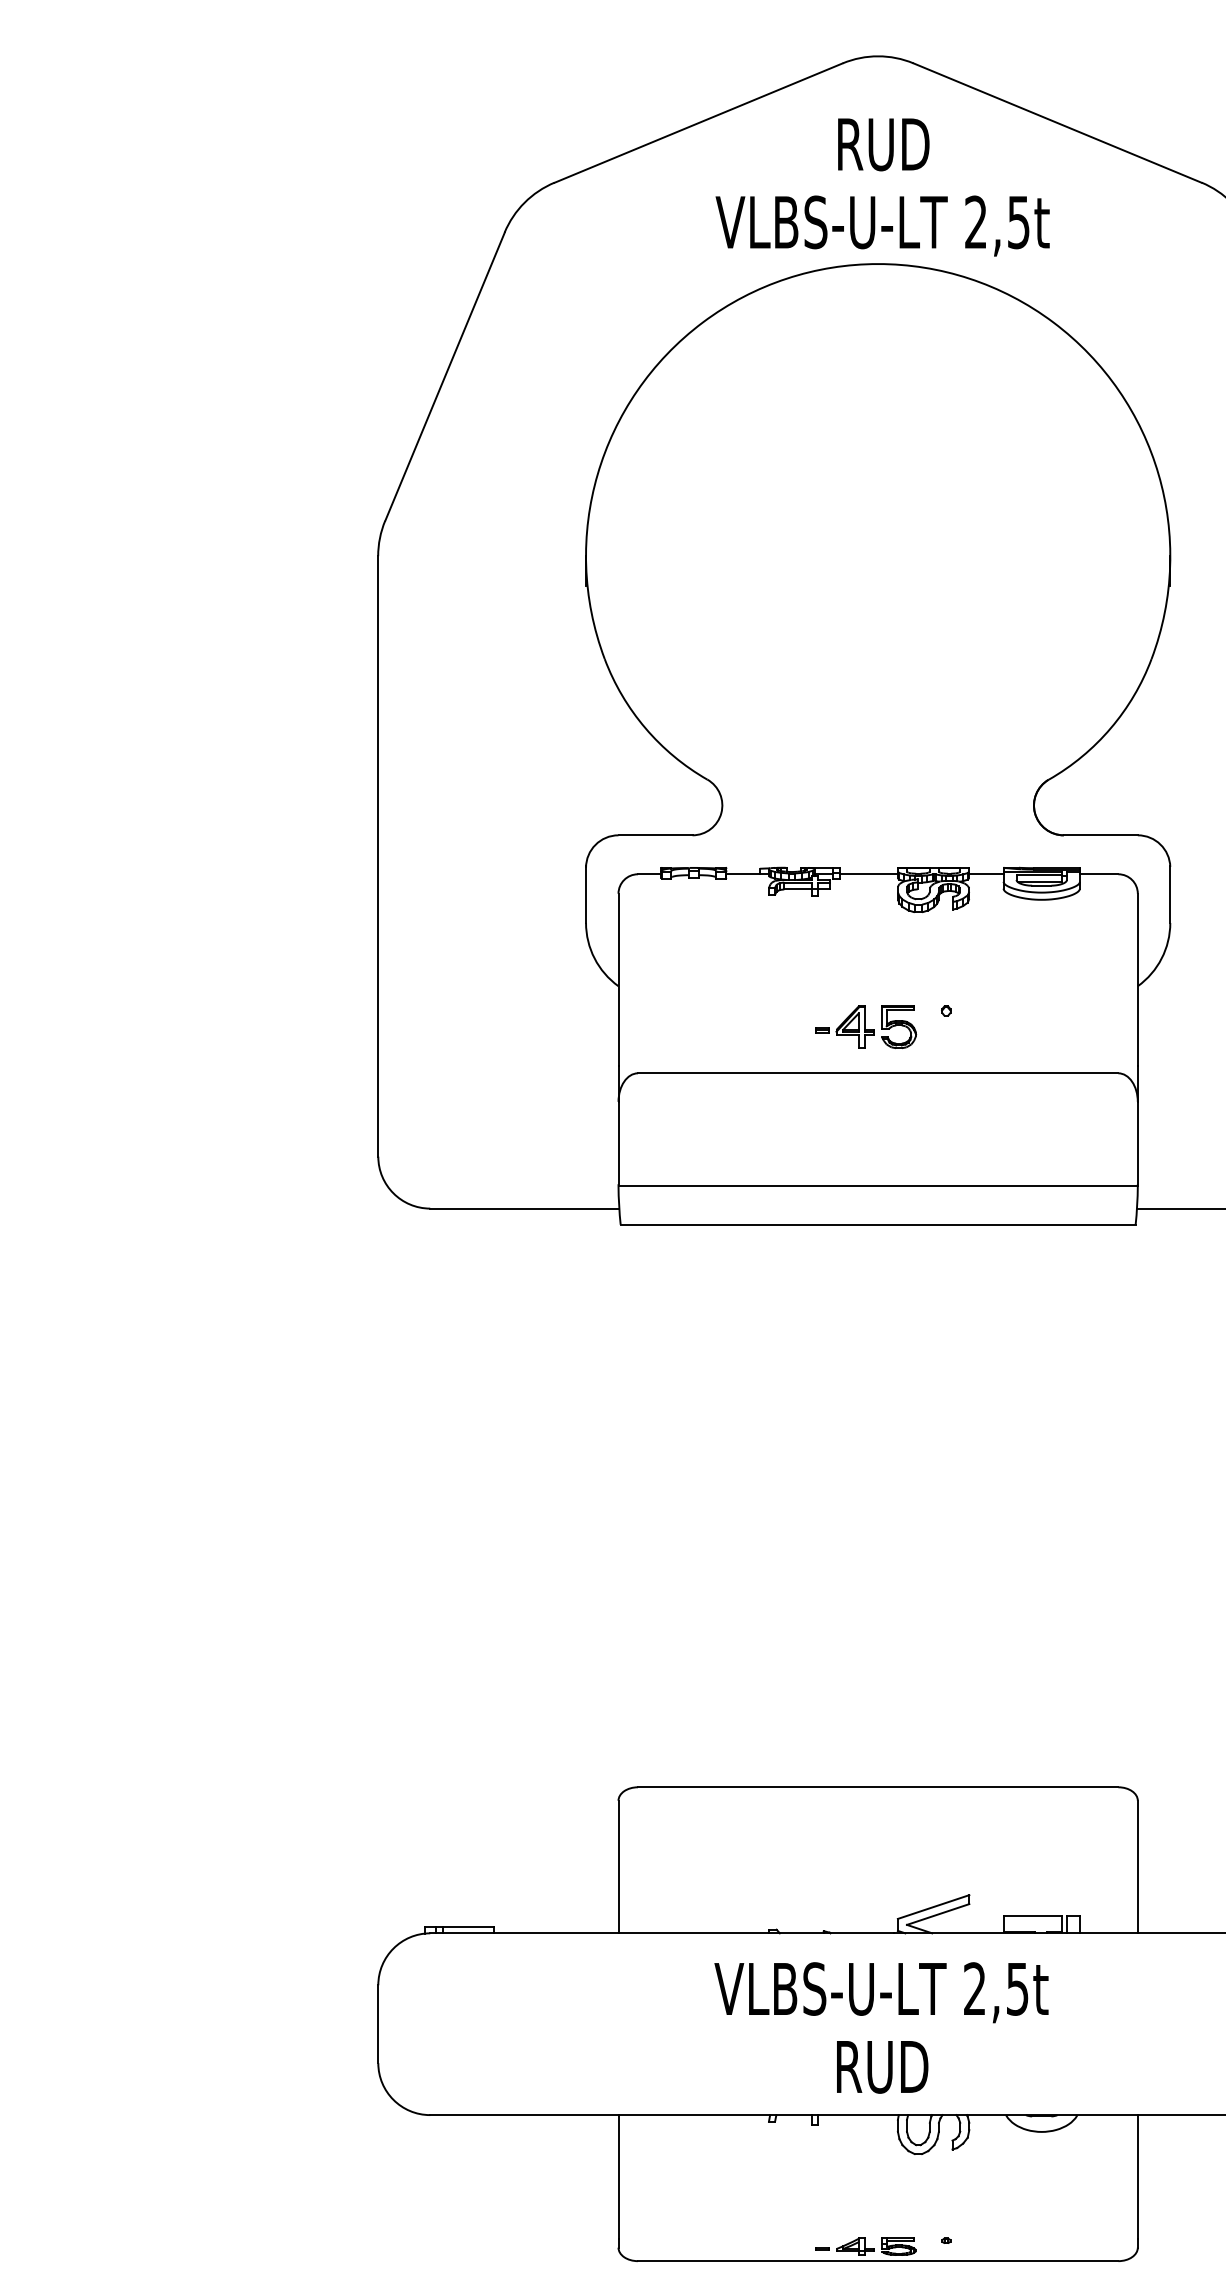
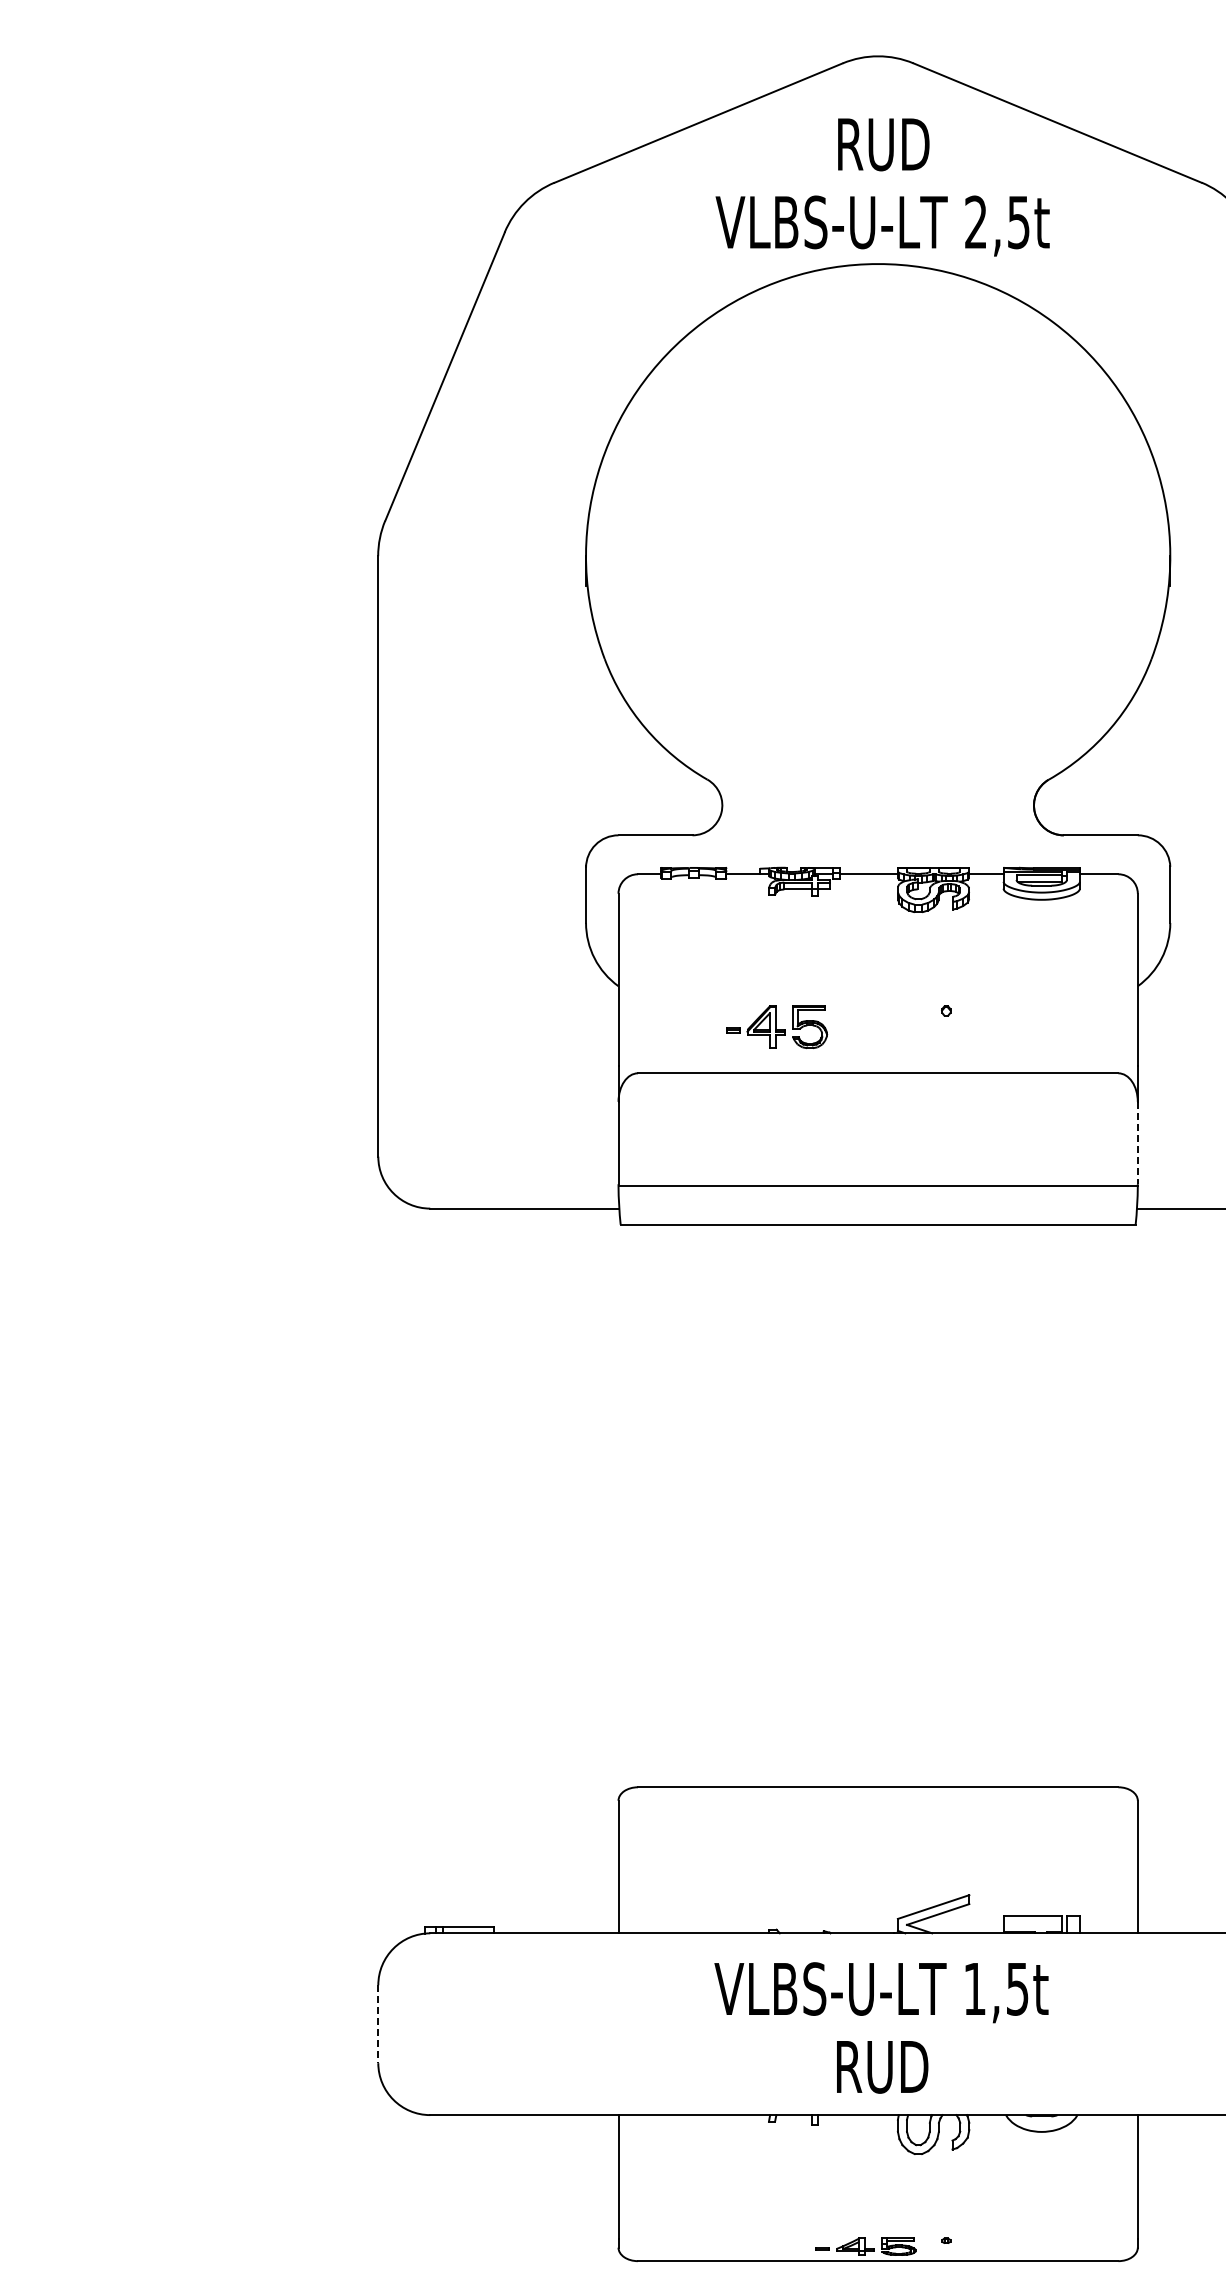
part position: (866, 1026) -> (777, 1026) (777, 1026)
line: solid -> dashed (1137, 1143)
text: 2,5t -> 1,5t (974, 1988)
line: solid -> dashed (378, 2024)
